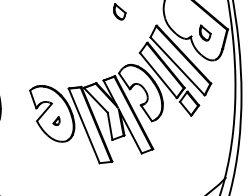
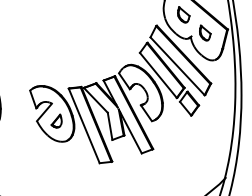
part position: (119, 11) -> (183, 14) (183, 14)
part size: 9x10 px -> 13x16 px (56, 120)
